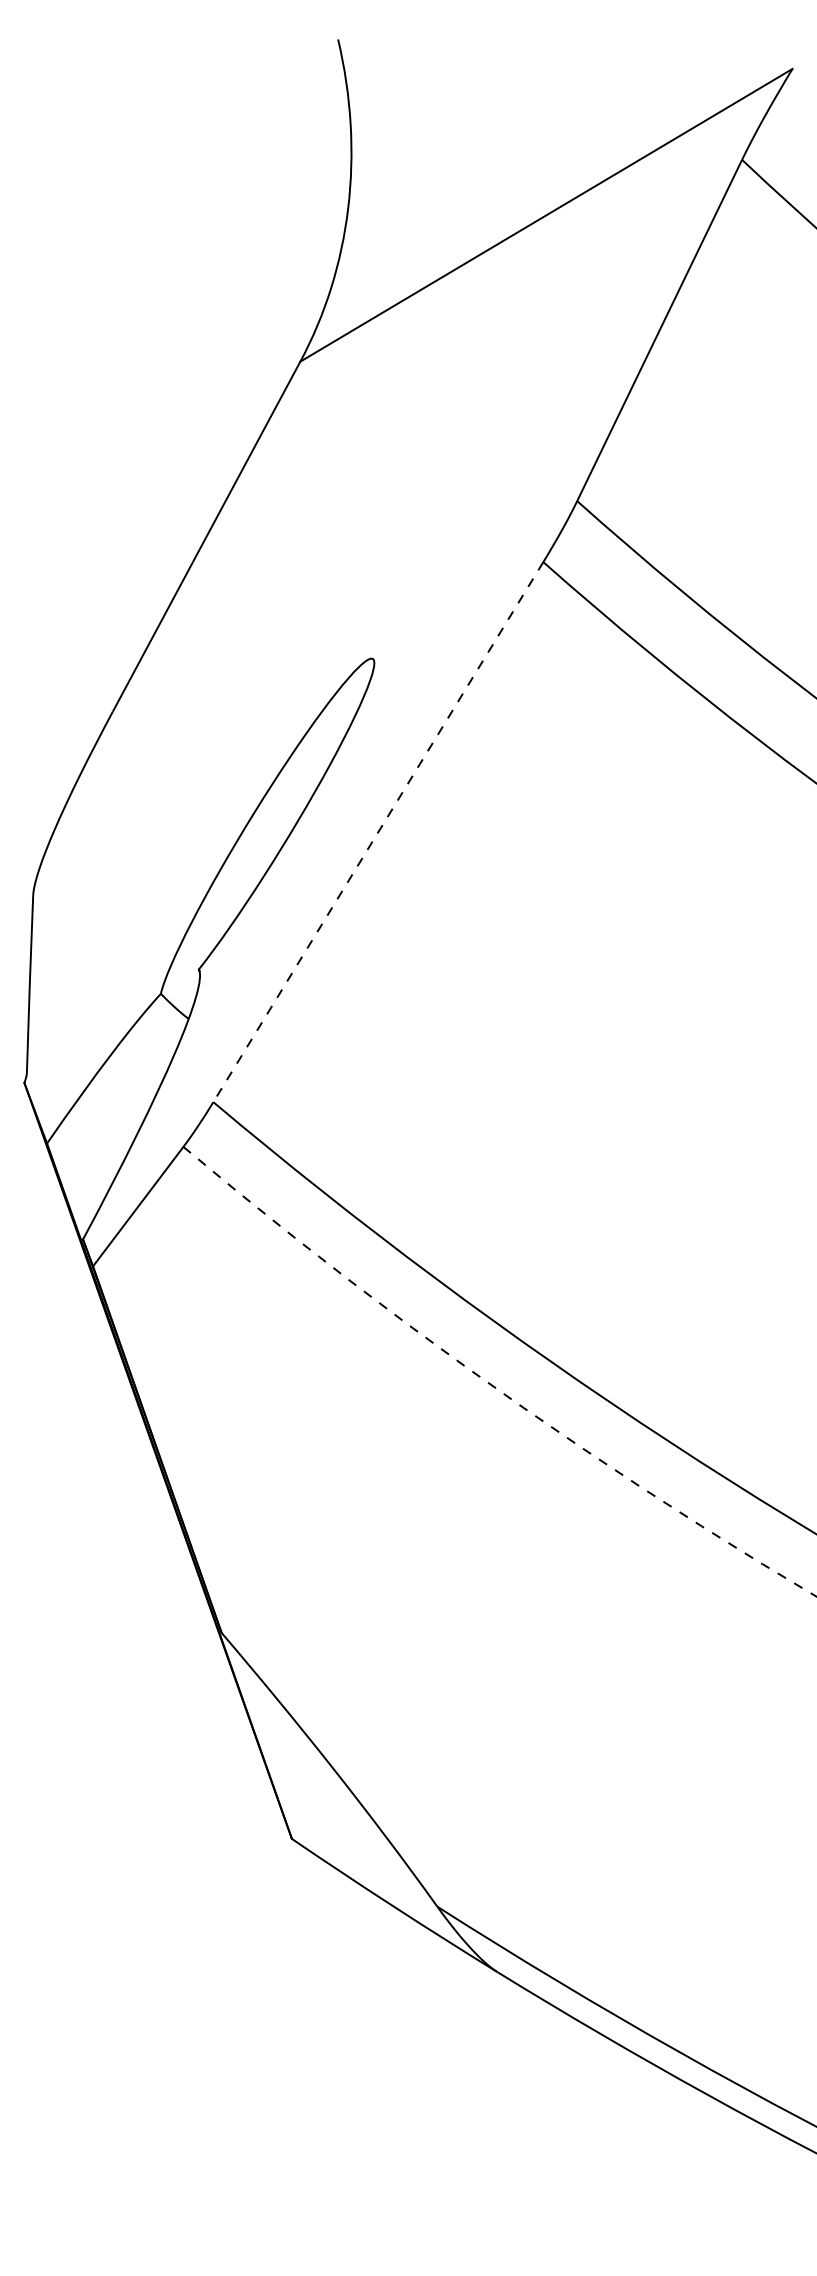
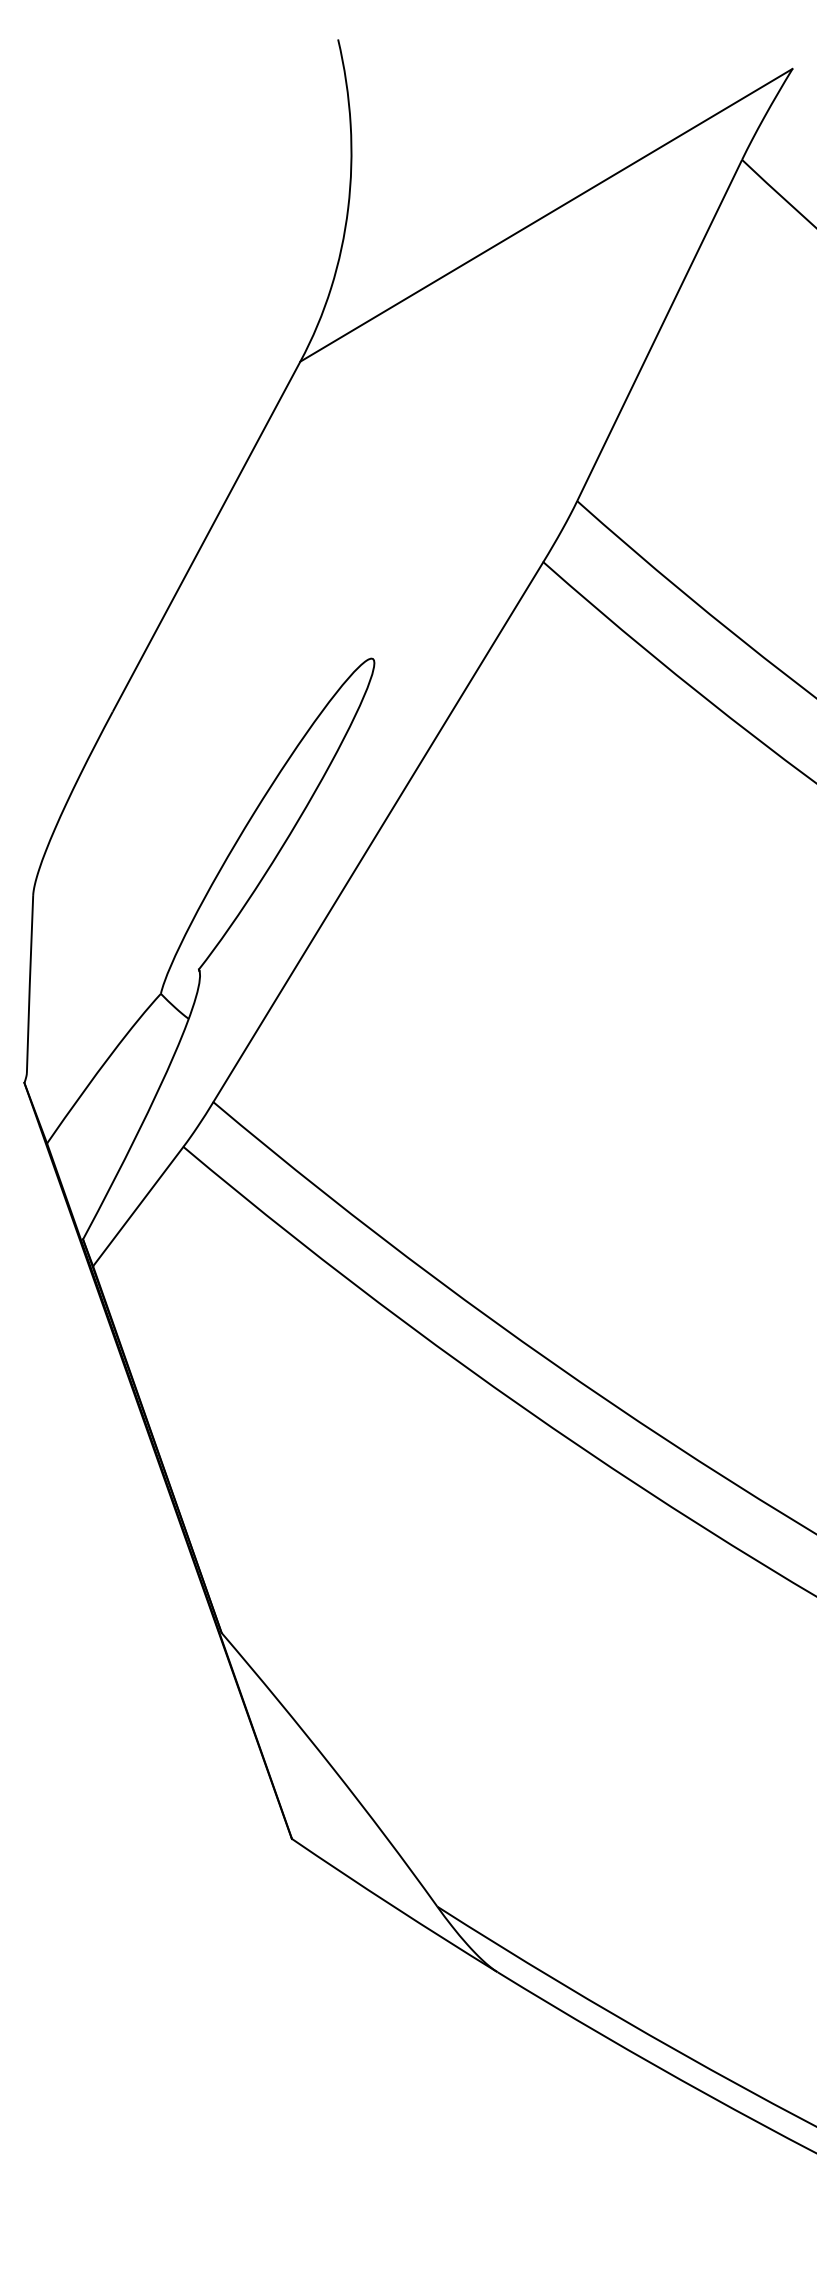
line: dashed -> solid (378, 832)
arc: dashed -> solid (491, 1385)
